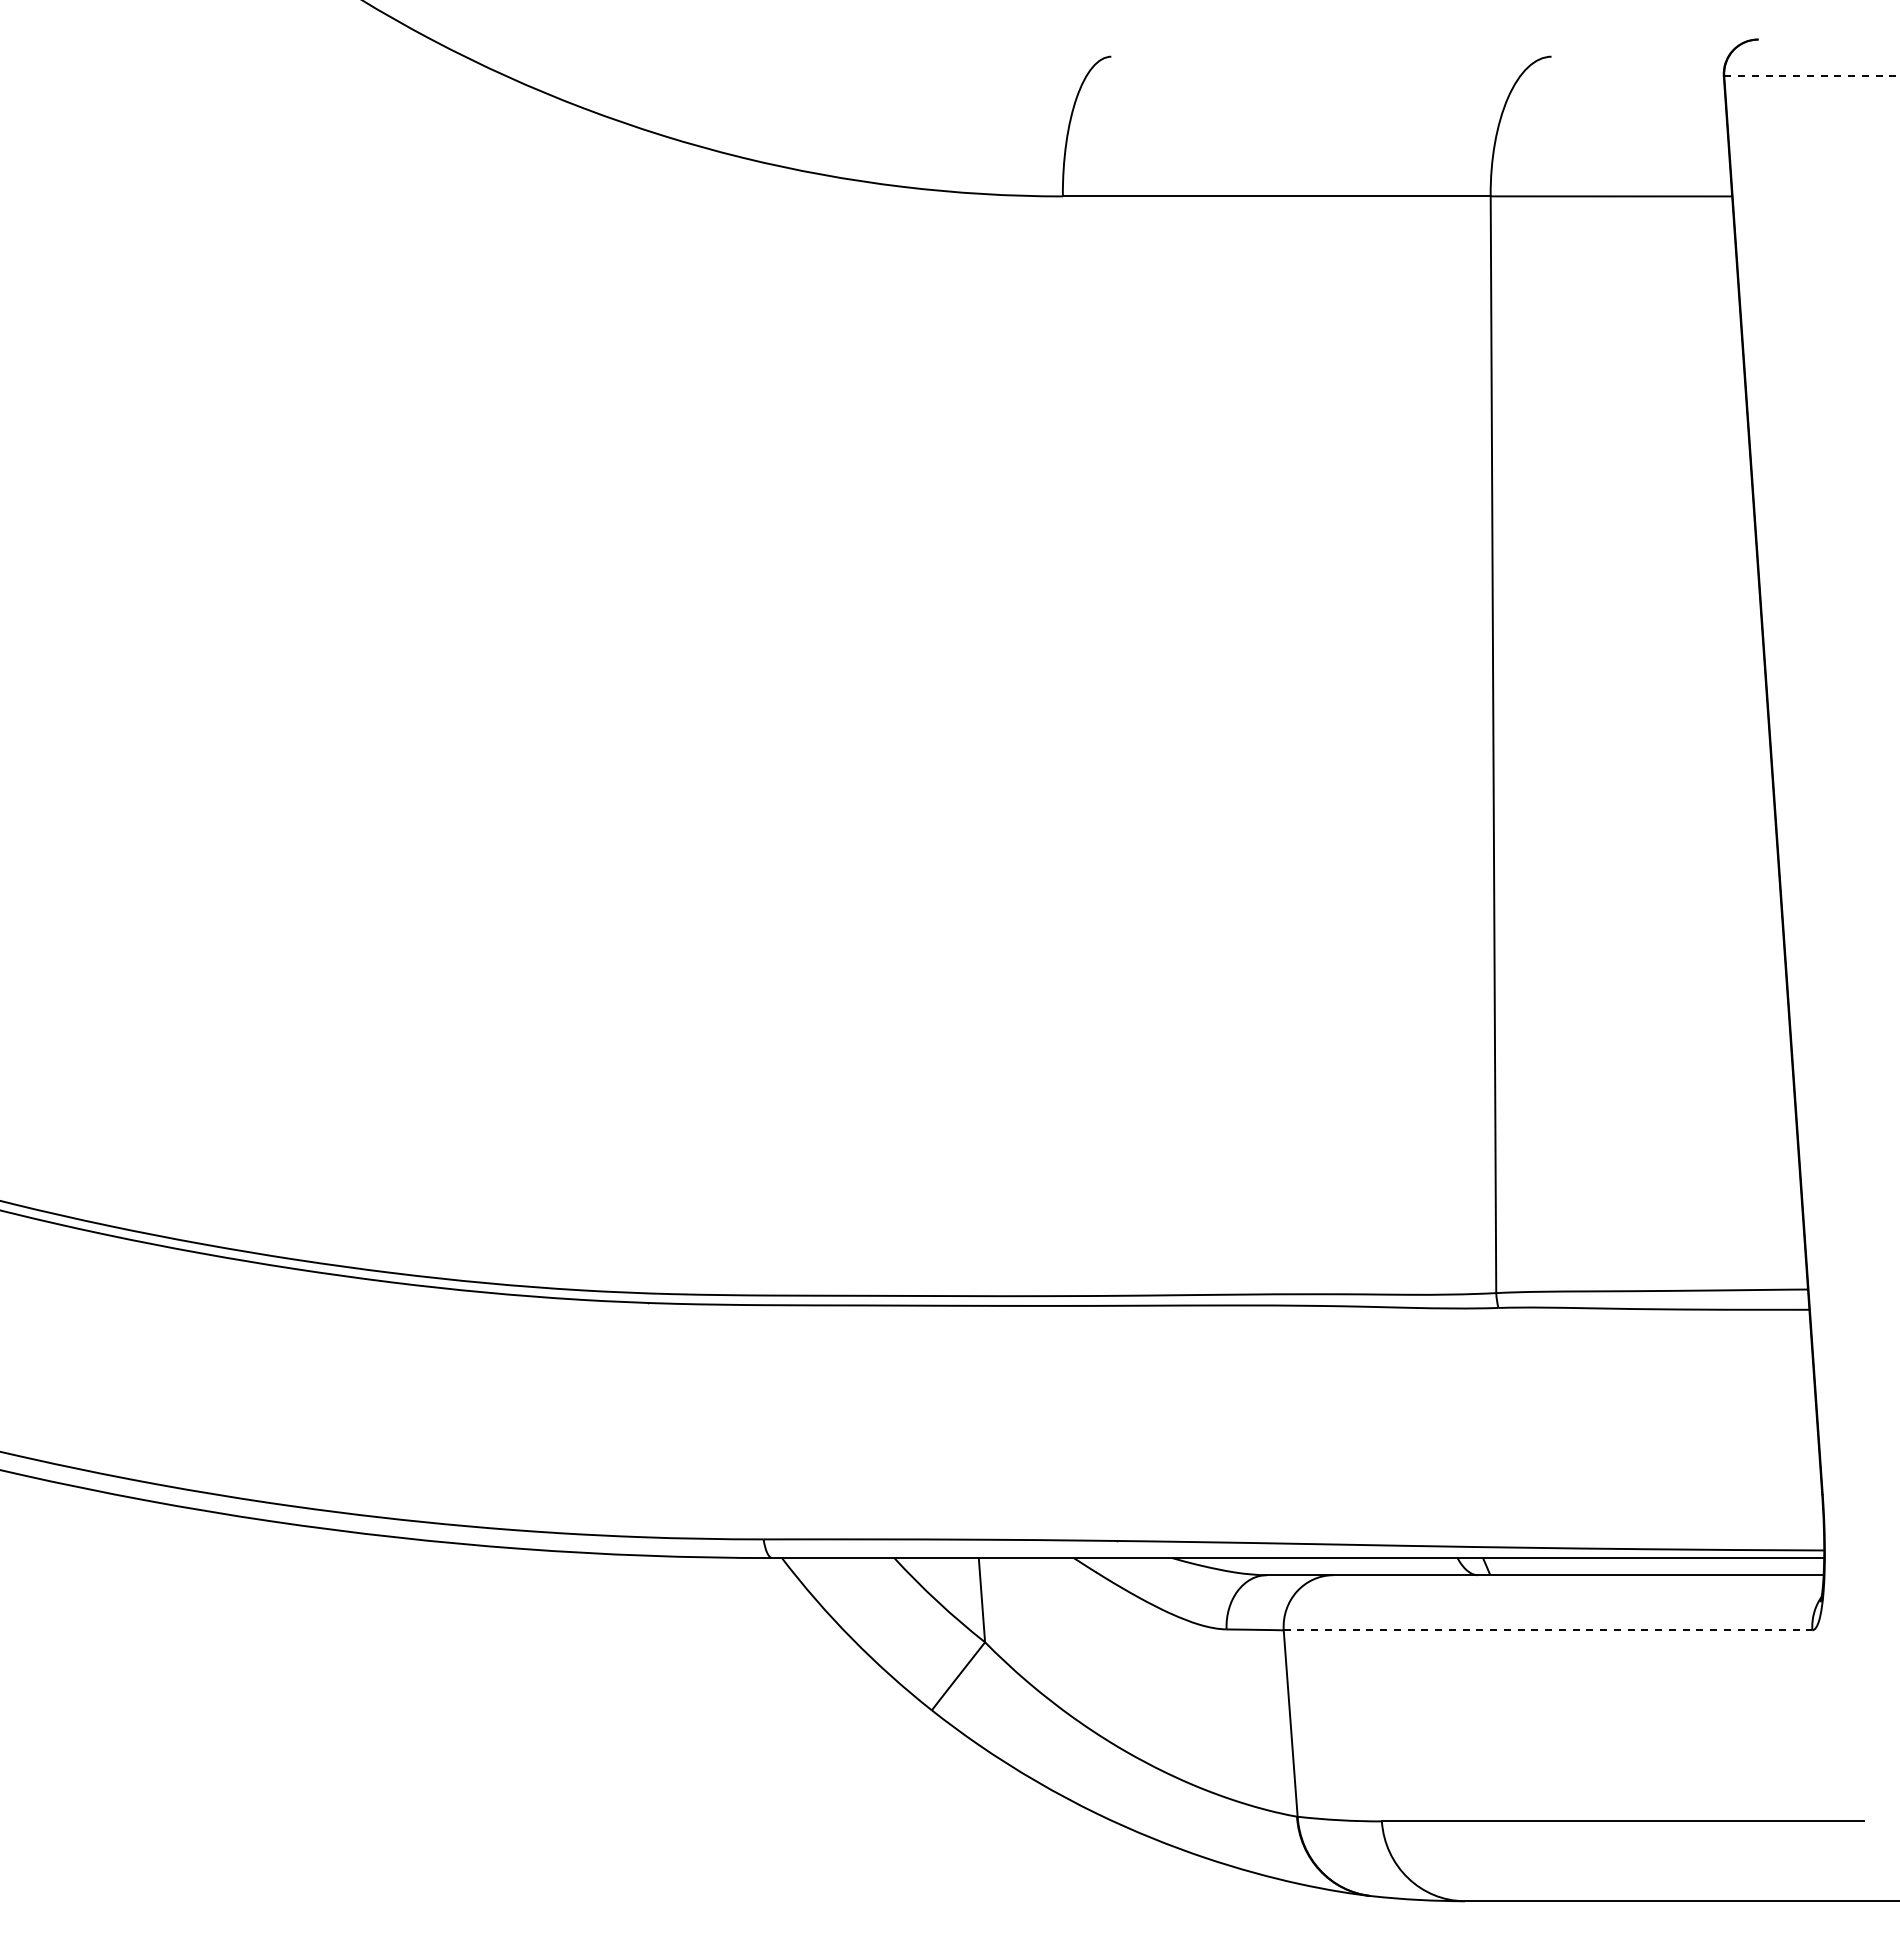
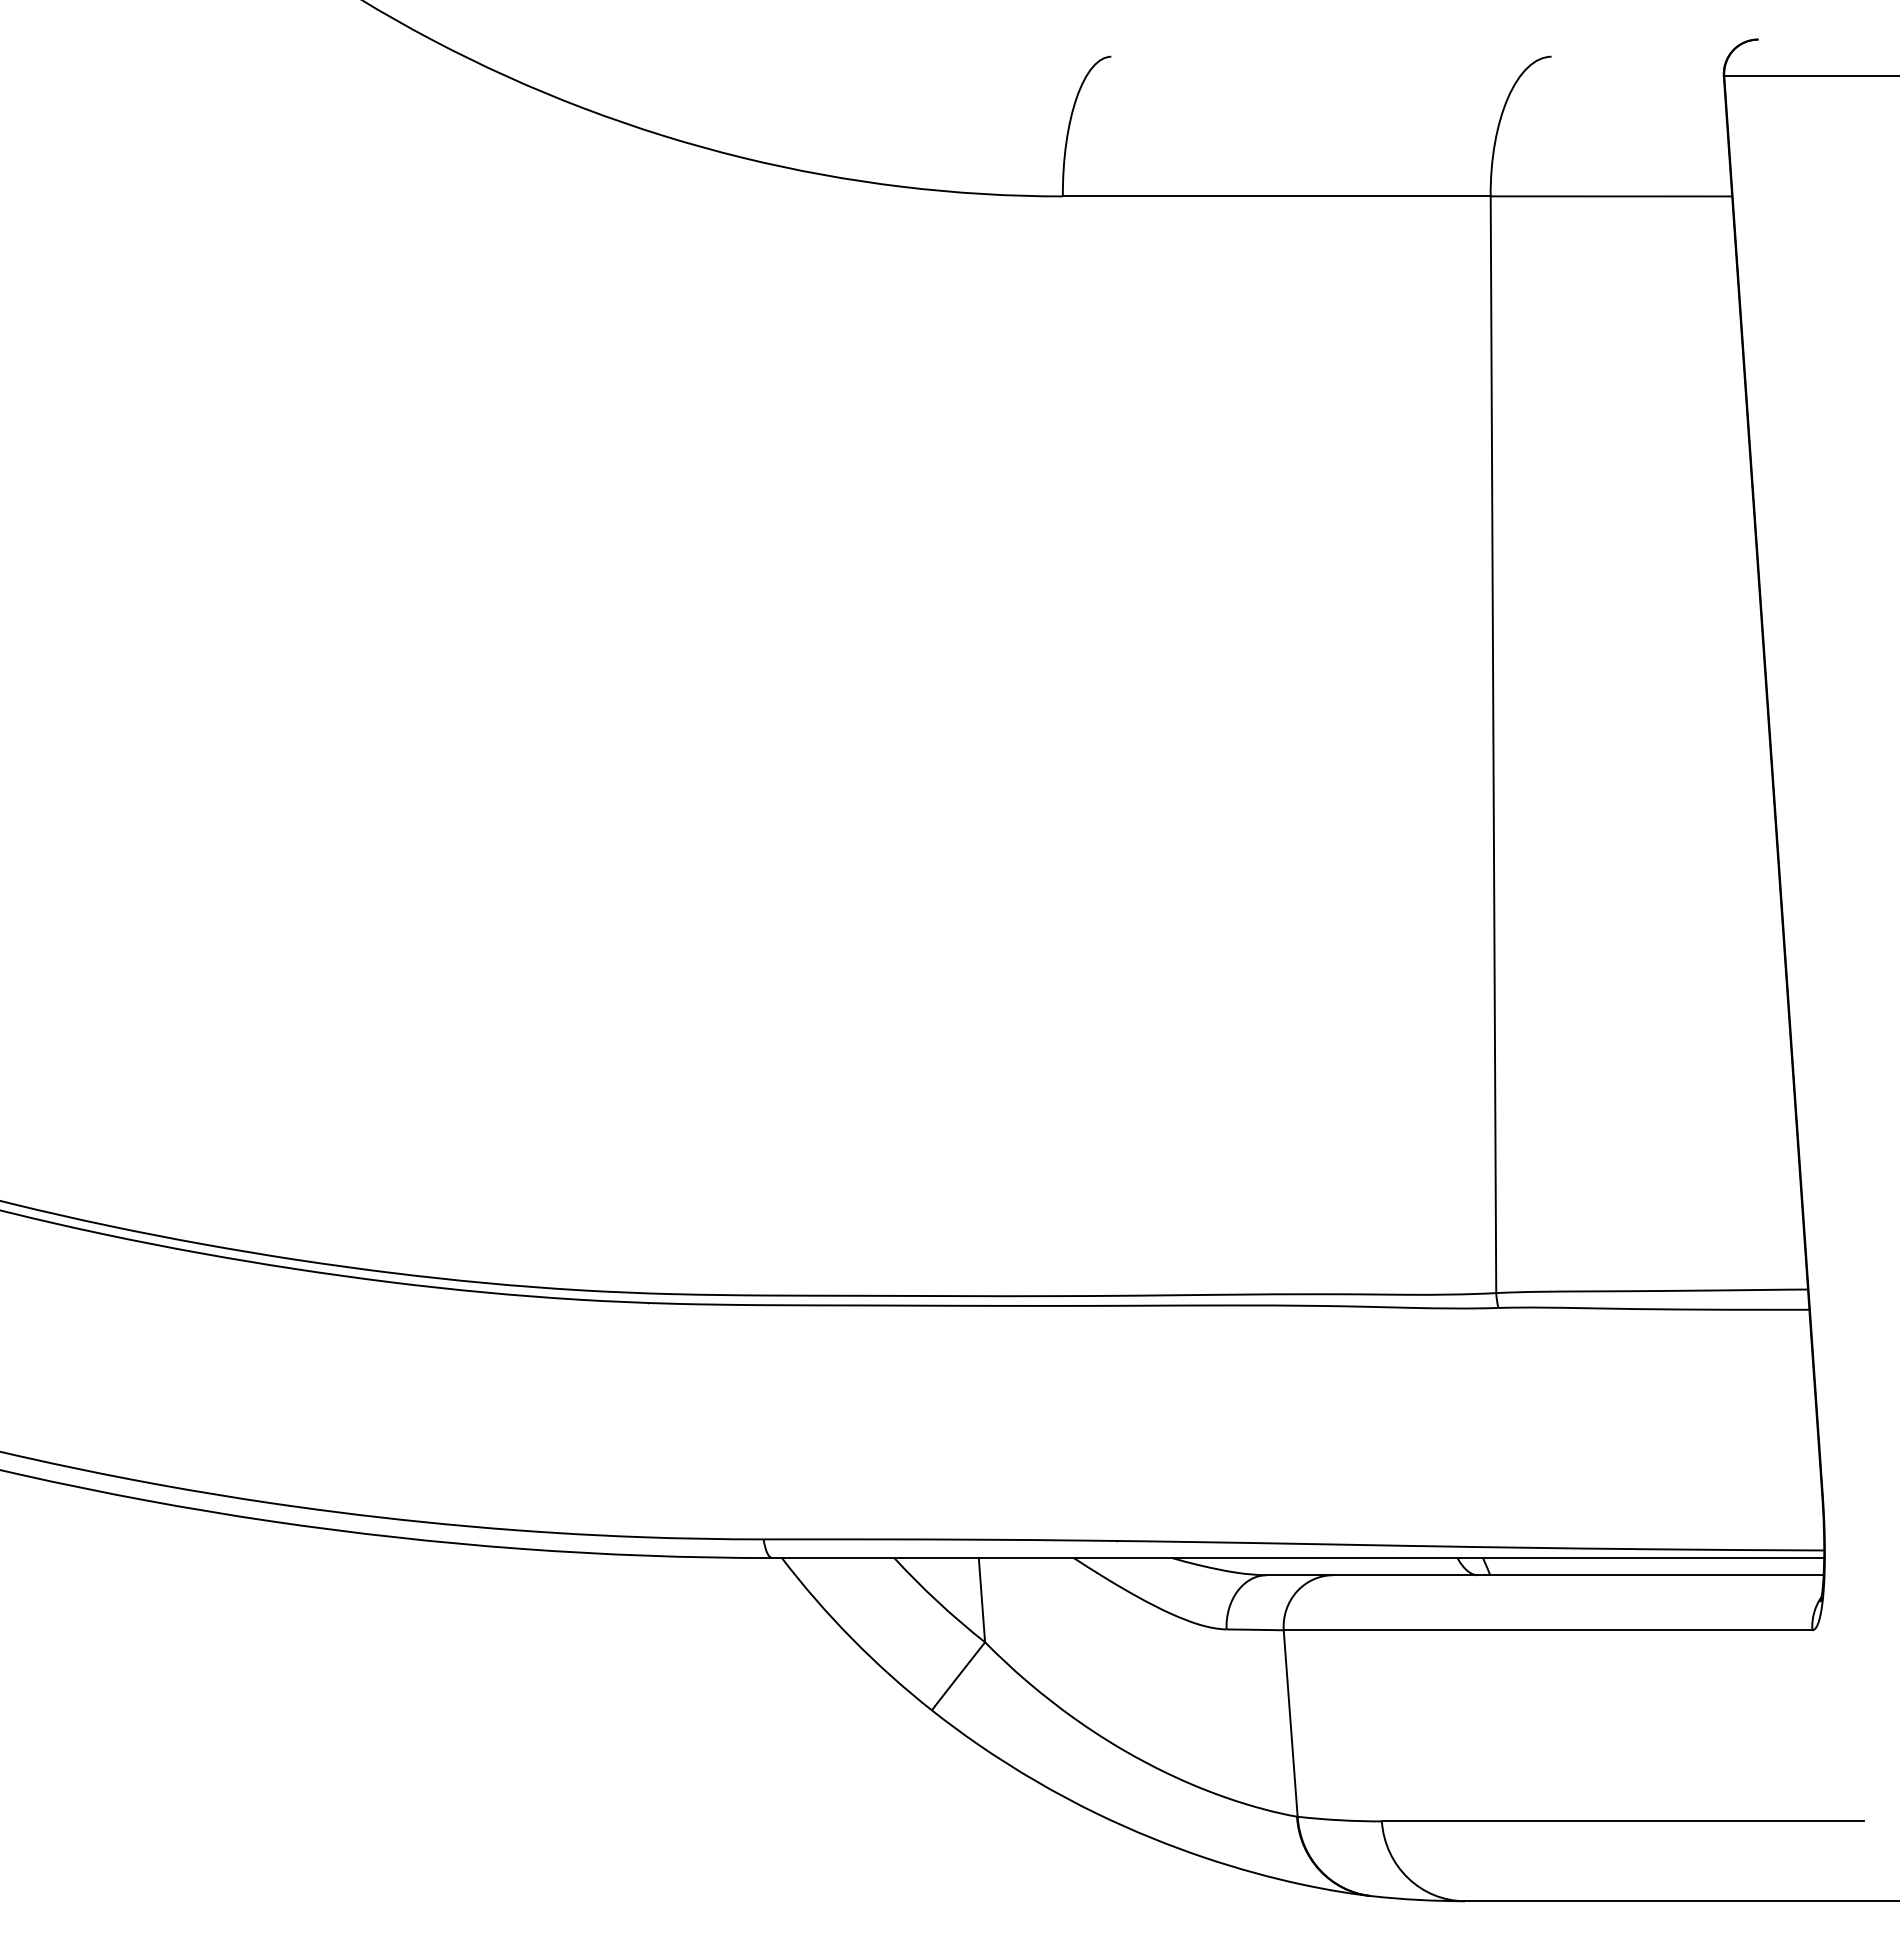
line: dashed -> solid (1812, 76)
line: dashed -> solid (1548, 1630)
